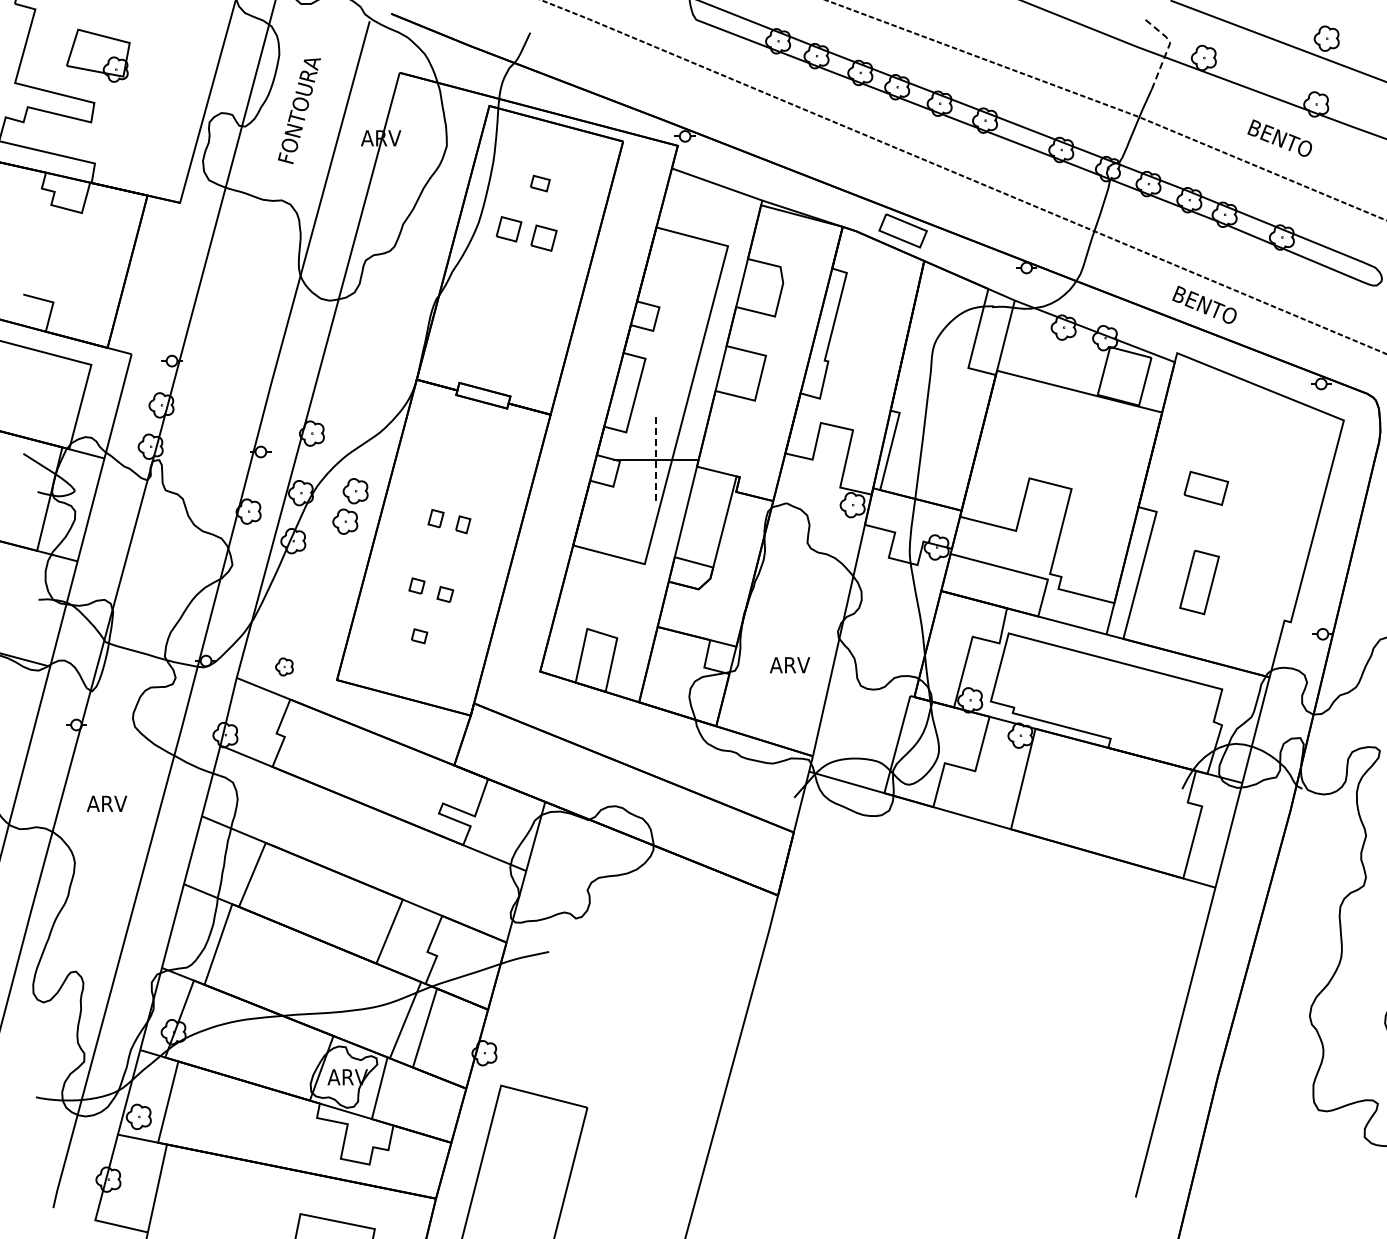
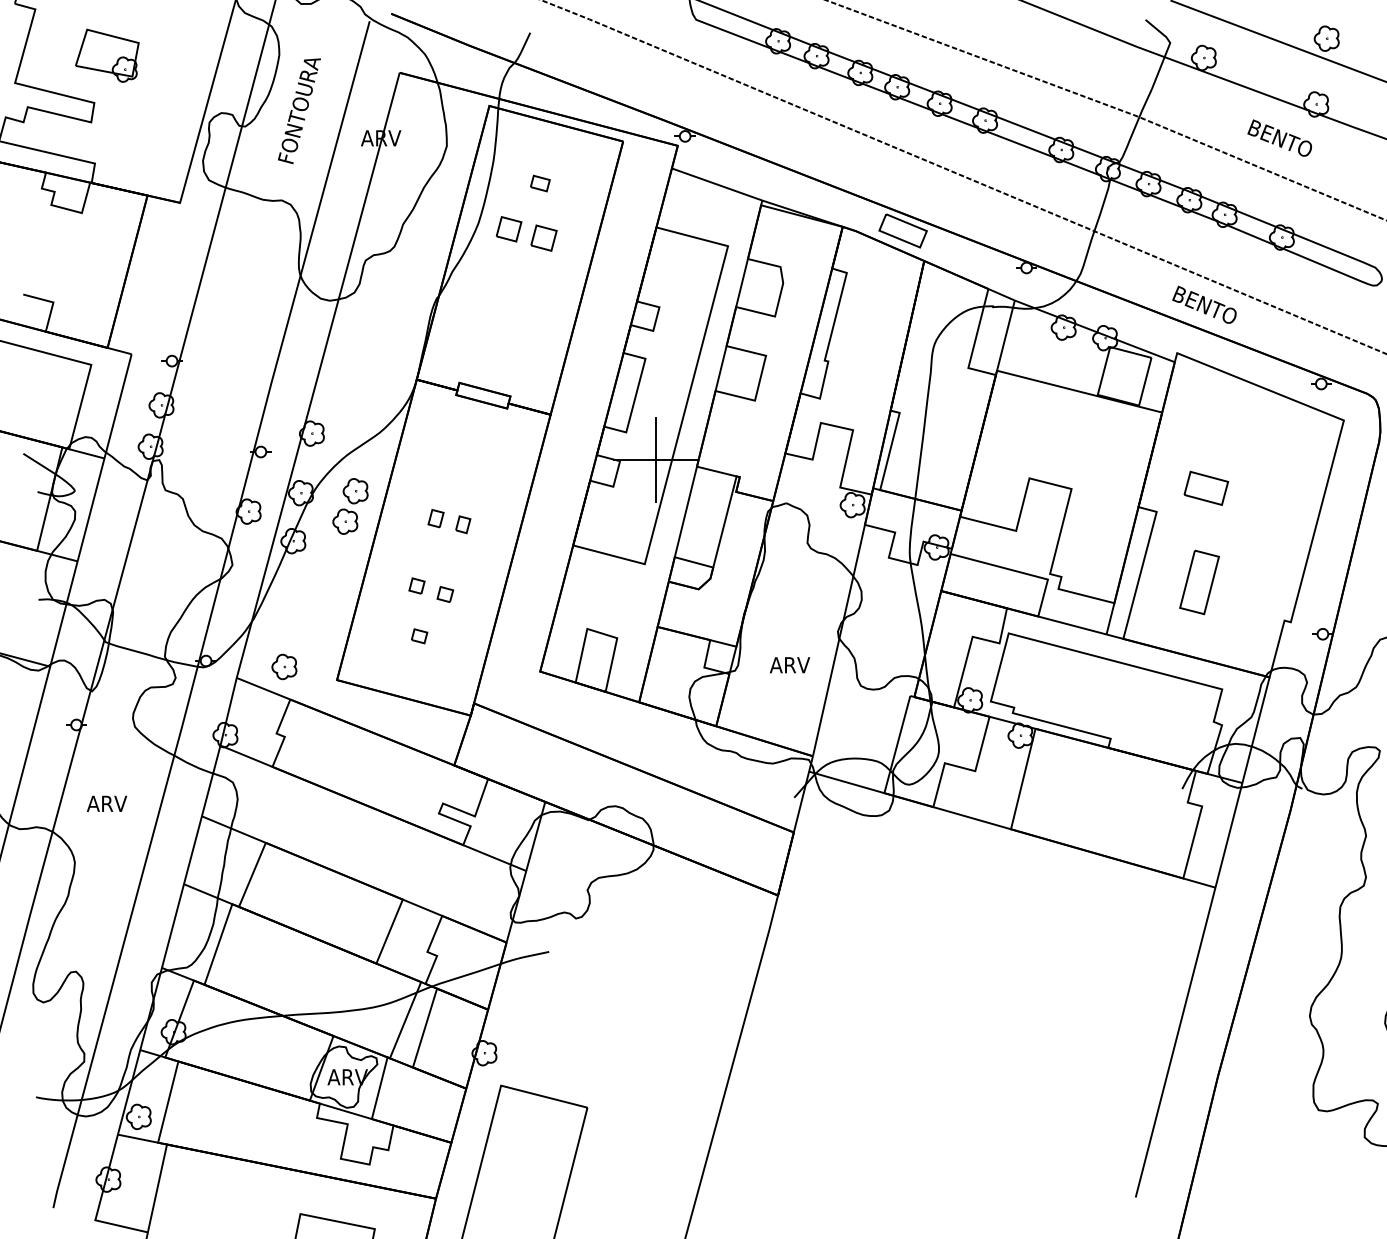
line: dashed -> solid (1168, 48)
part position: (98, 55) -> (107, 55) (107, 55)
line: dashed -> solid (656, 459)
part size: 19x20 px -> 27x28 px (284, 666)
